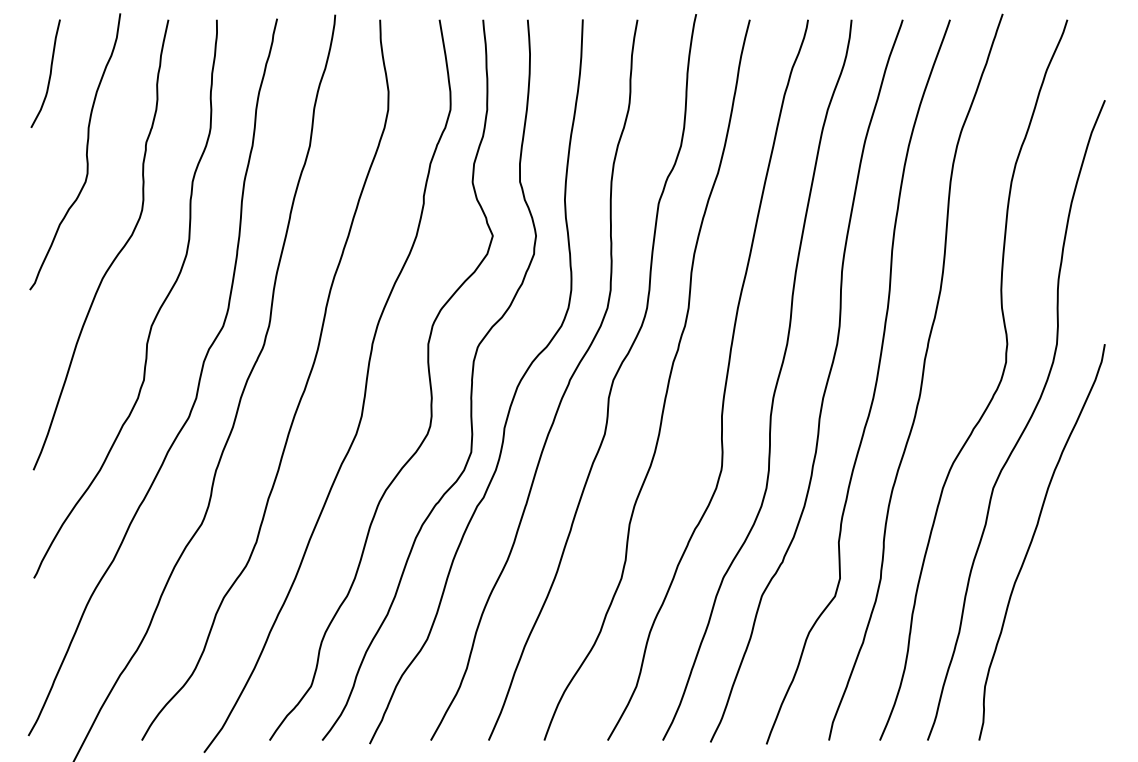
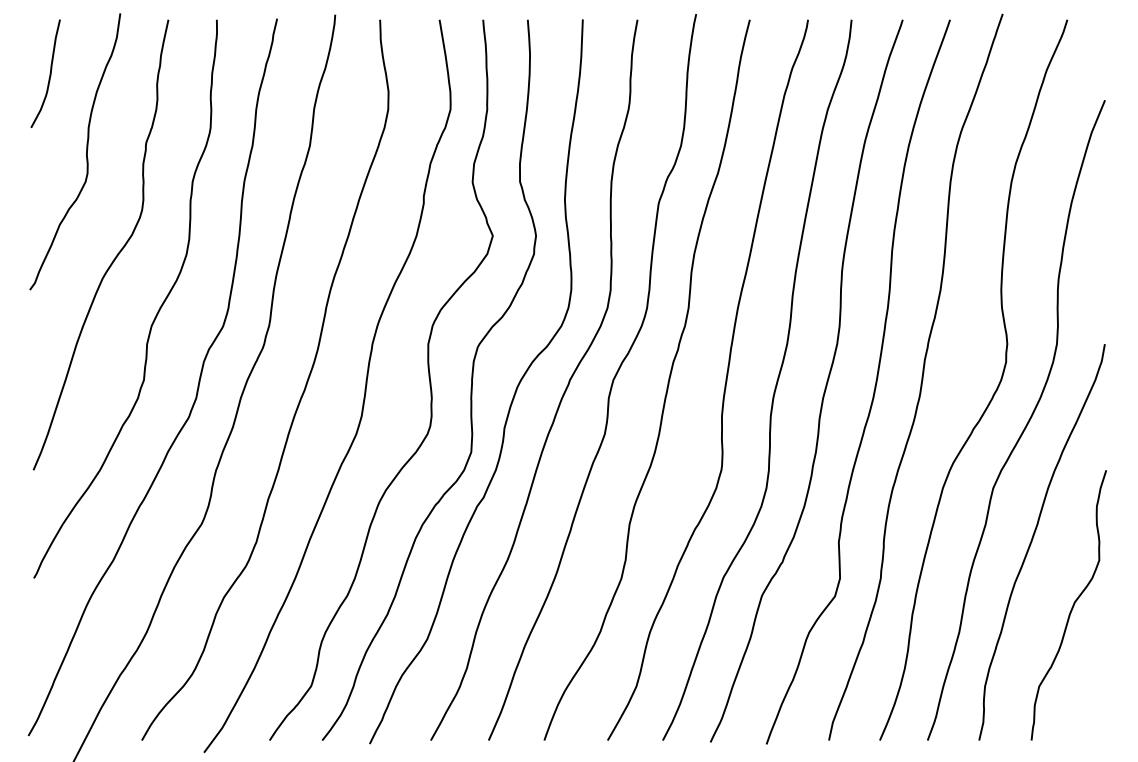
curve: none -> present (1071, 607)
